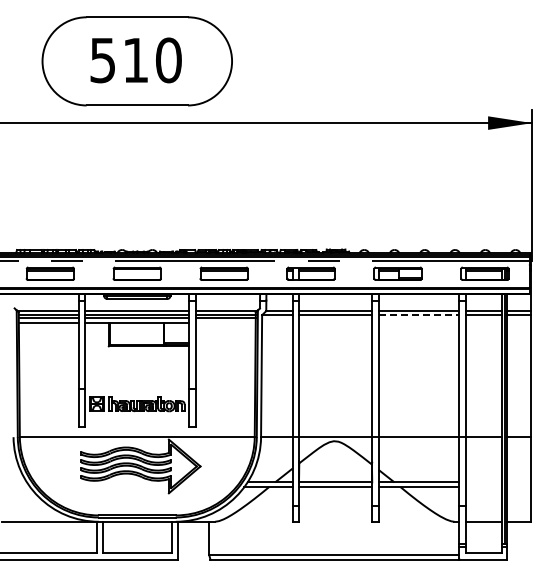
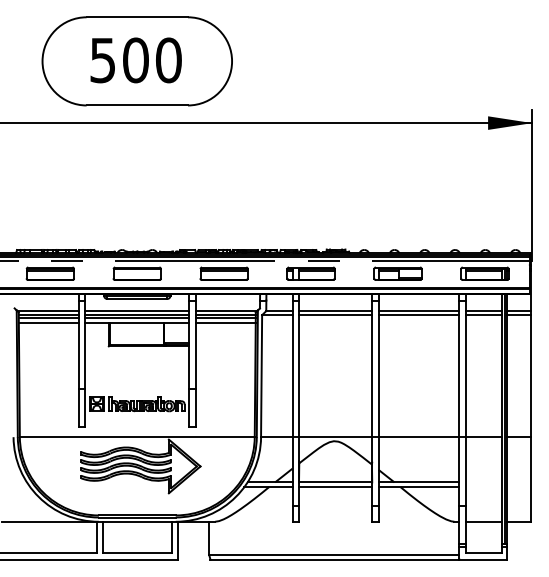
text: 510 -> 500 (135, 60)
line: dashed -> solid (419, 315)
line: none -> present (225, 322)
